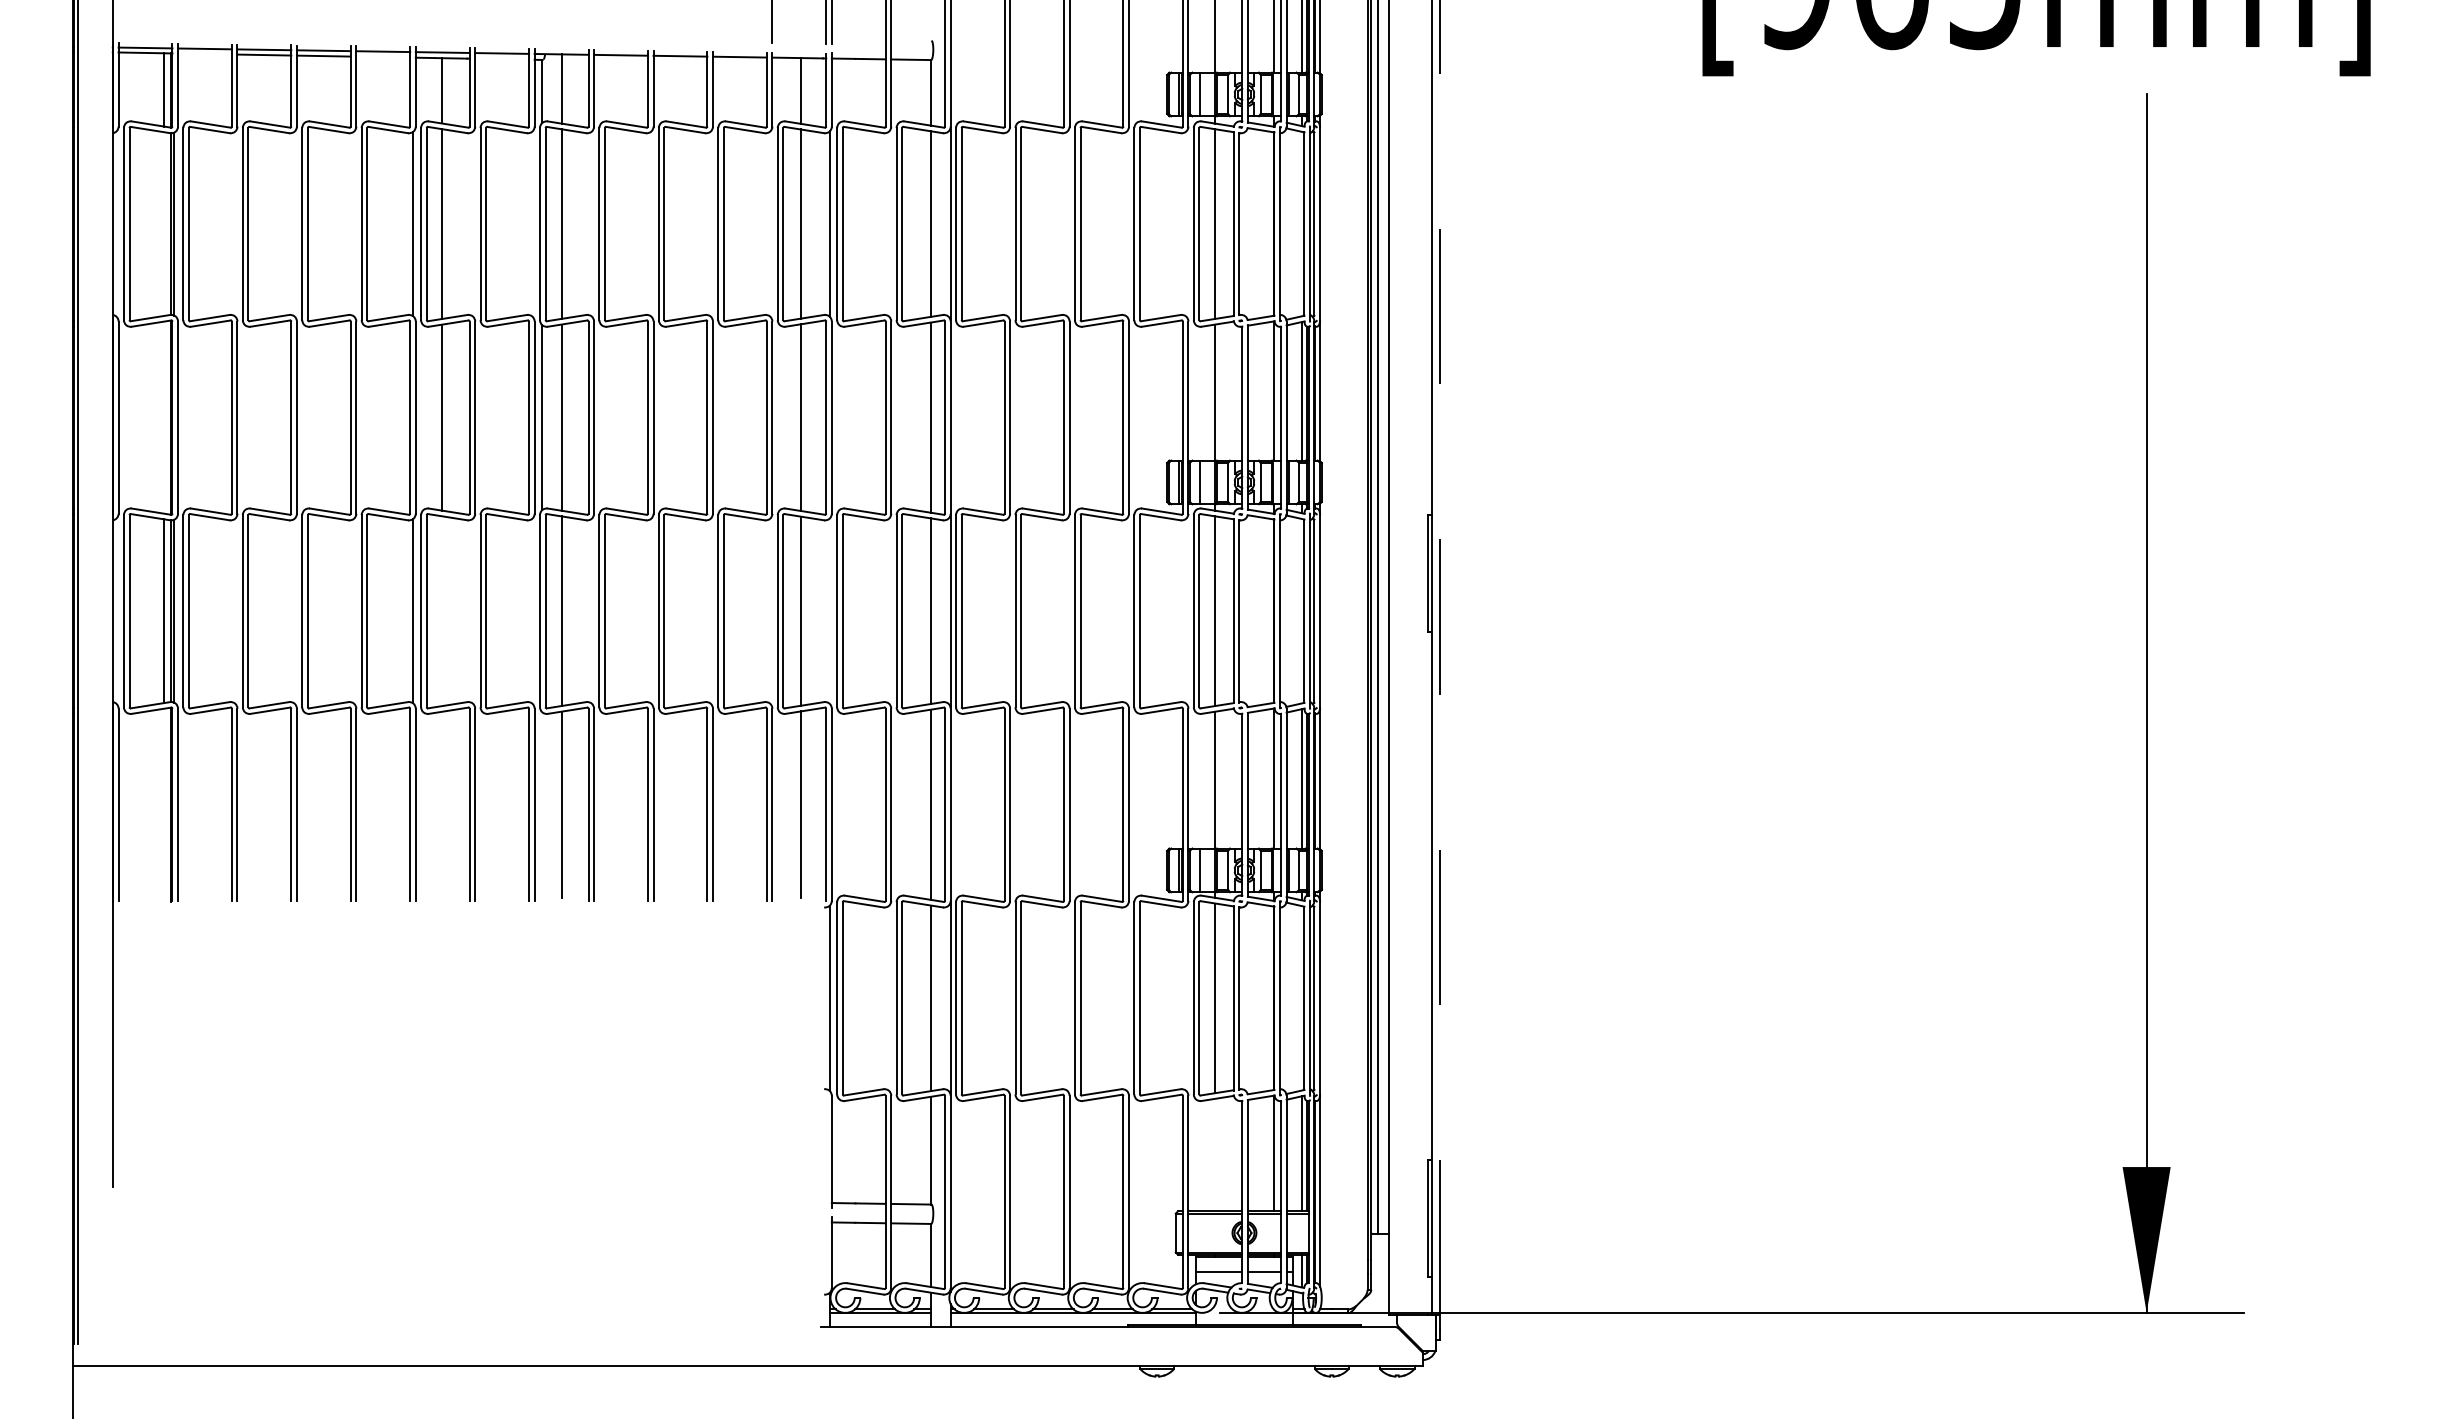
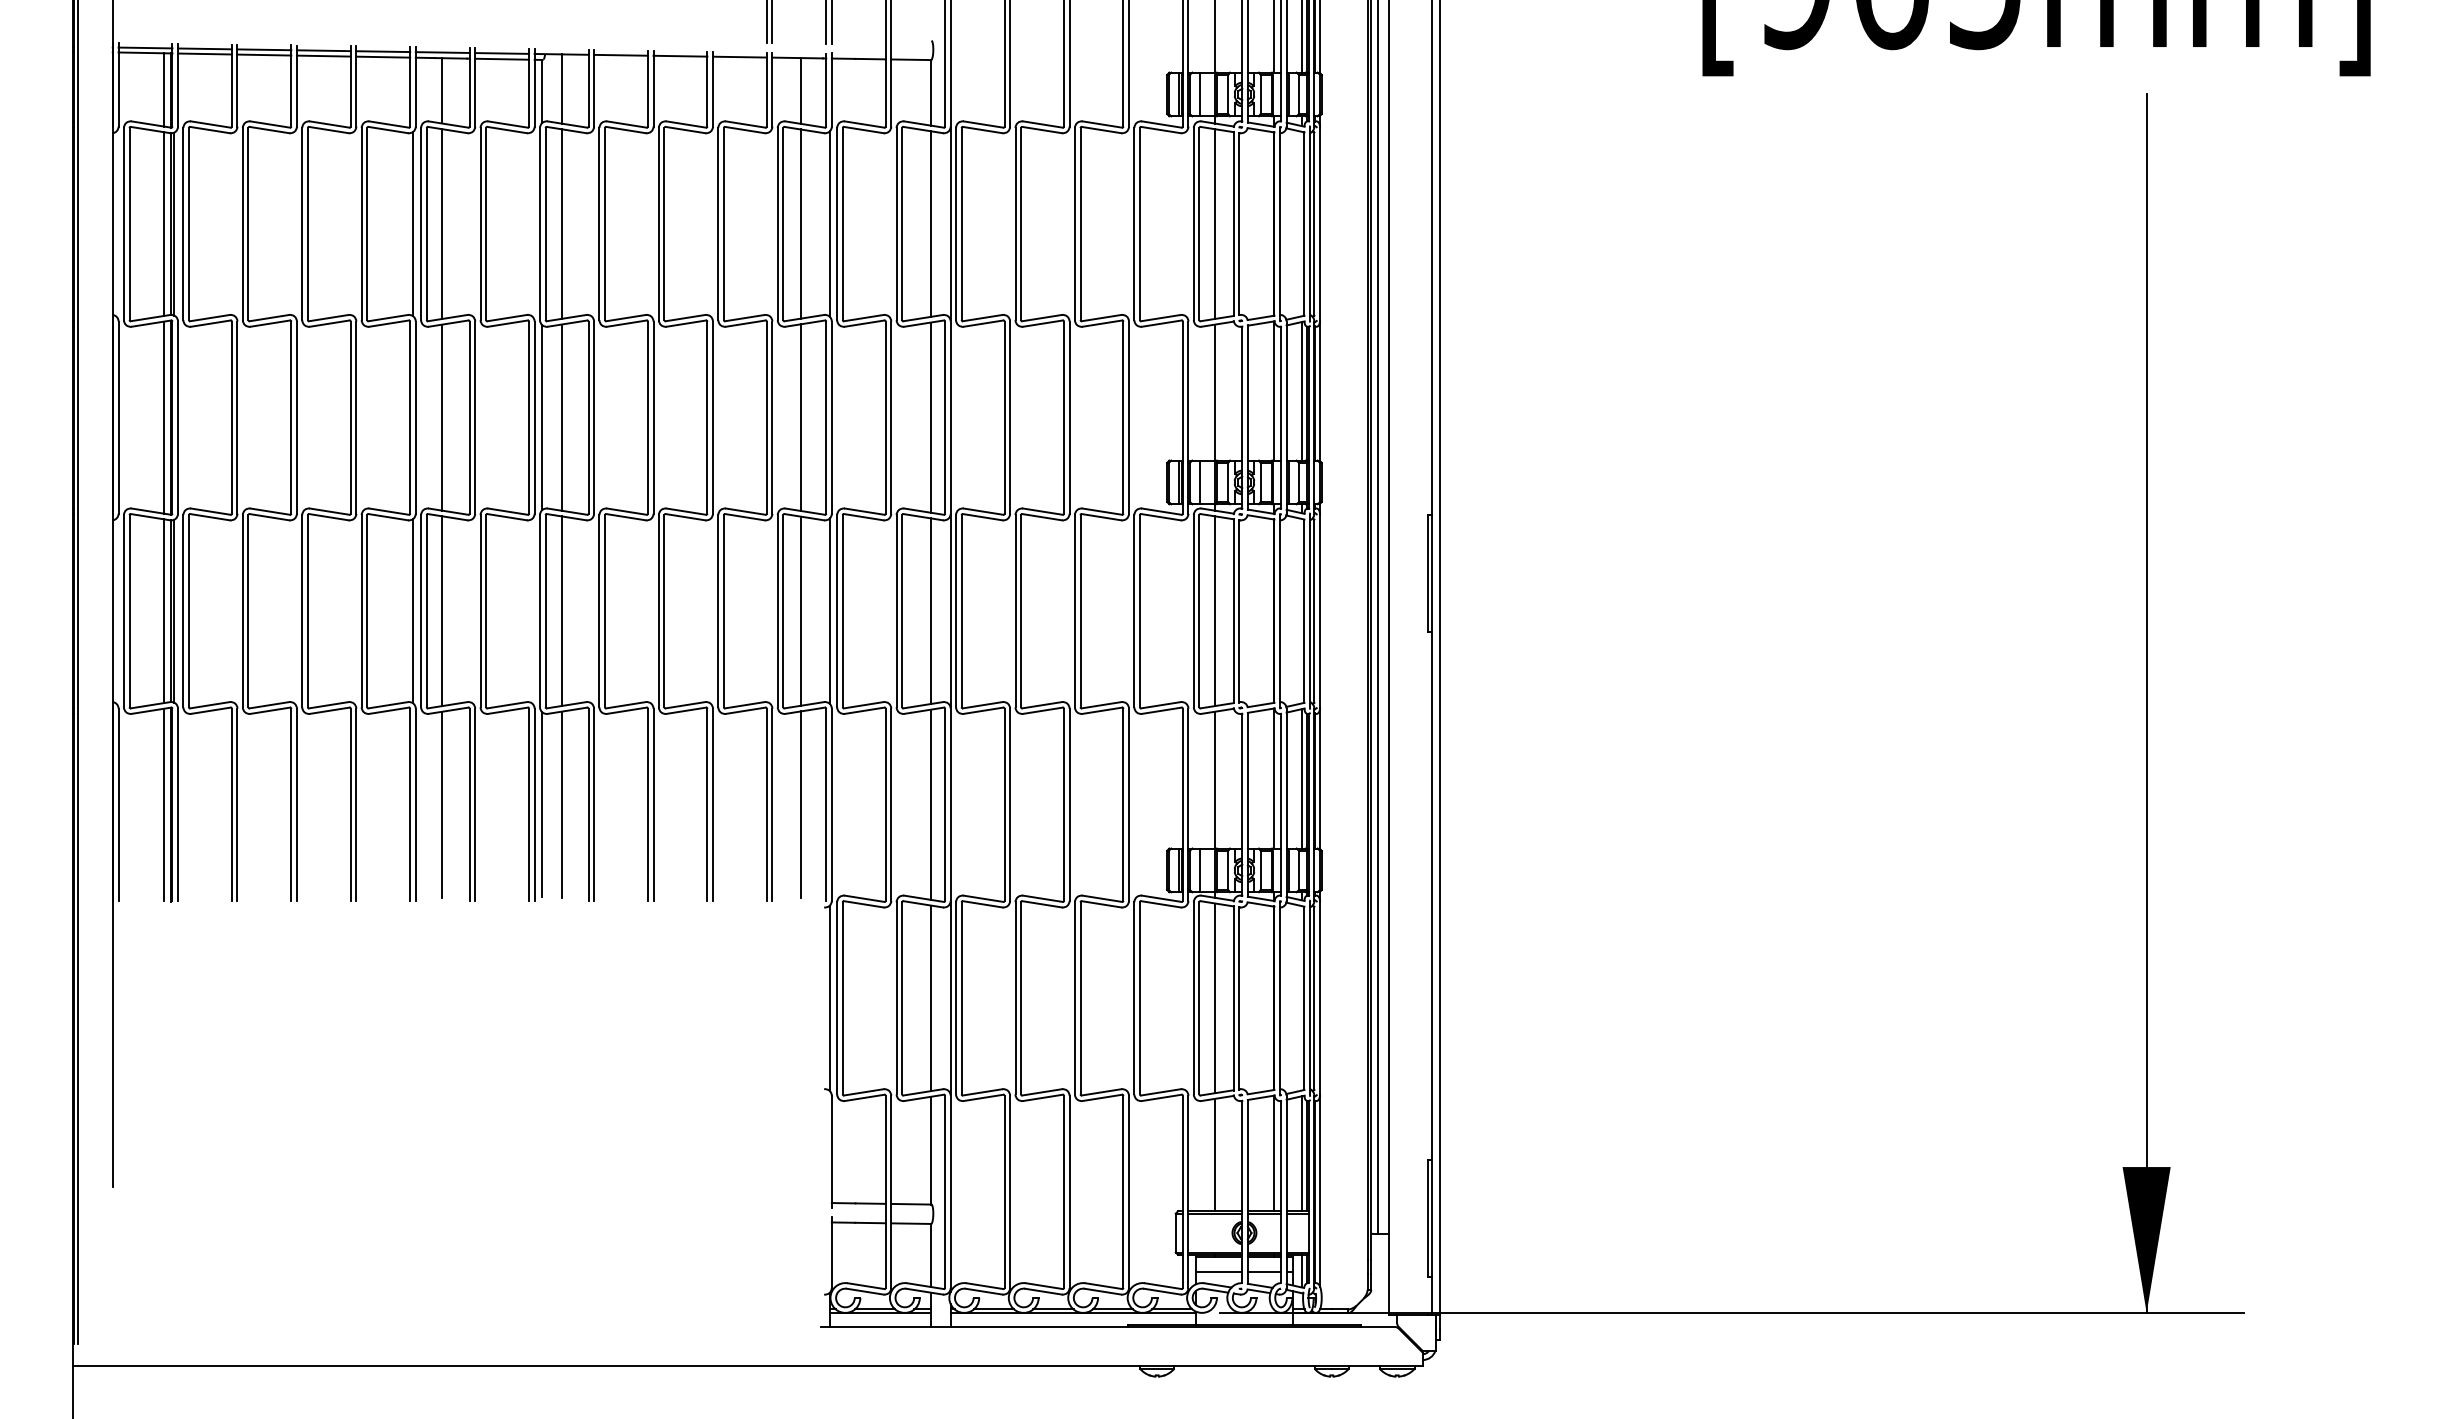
line: none -> present (766, 22)
line: none -> present (204, 53)
line: none -> present (383, 56)
line: none -> present (502, 58)
line: none -> present (163, 223)
line: none -> present (163, 417)
line: none -> present (829, 610)
line: none -> present (441, 611)
line: dashed -> solid (1439, 657)
line: none -> present (163, 804)
line: none -> present (441, 804)
line: none -> present (542, 804)
line: none -> present (1215, 1154)
